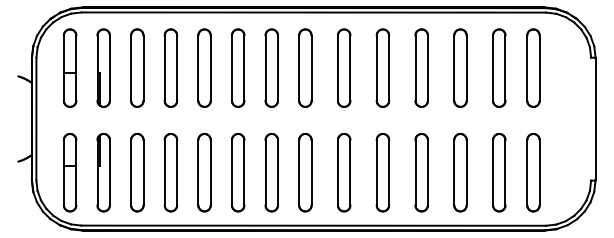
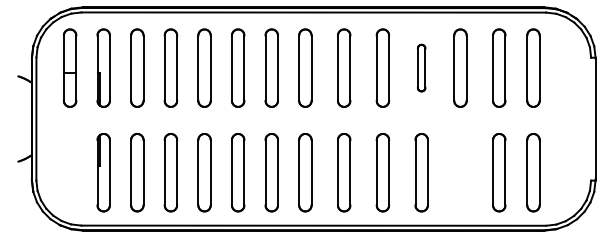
part size: 15x80 px -> 10x50 px (421, 67)
part: present -> none (70, 172)
part: present -> none (460, 172)
